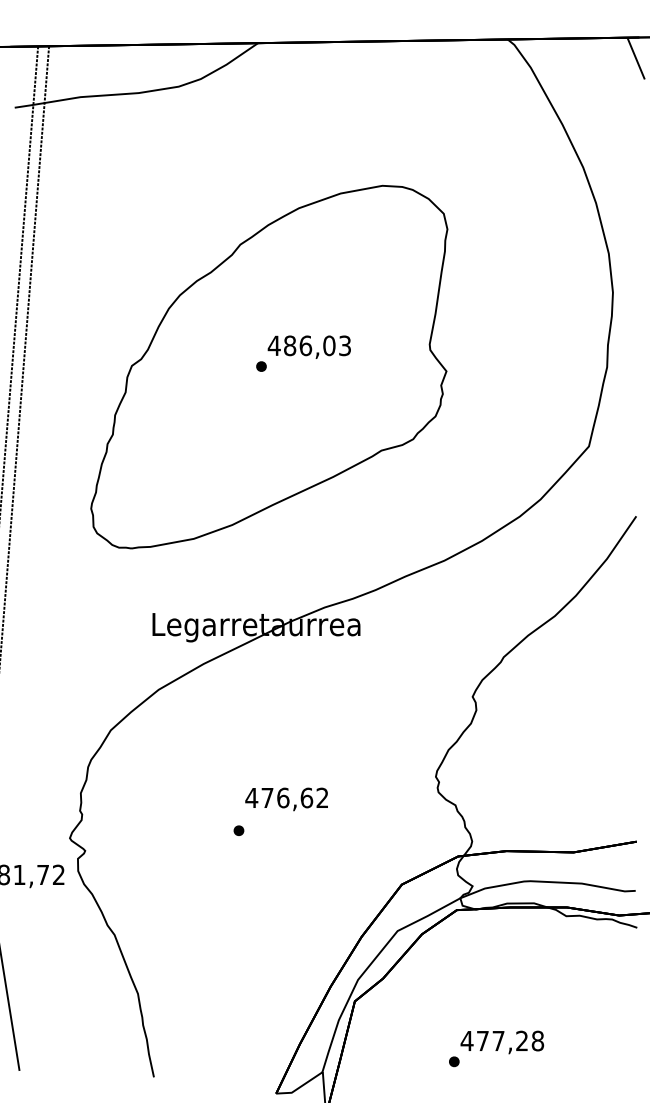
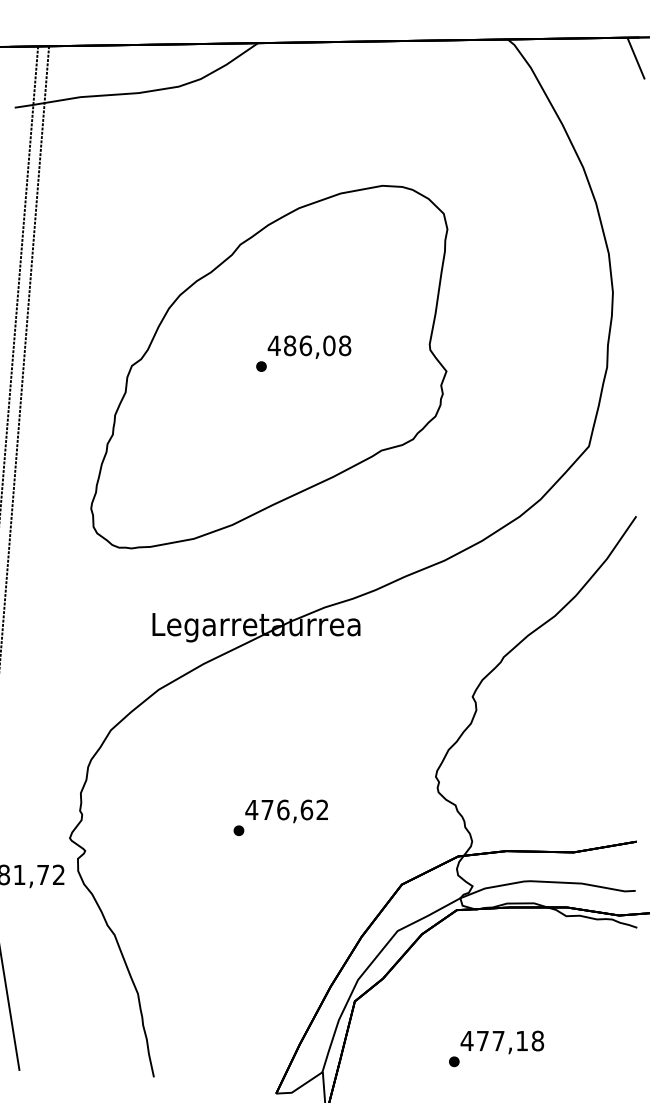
text: 486,03 -> 486,08 (345, 345)
text position: (286, 799) -> (286, 811) (286, 811)
text: 477,28 -> 477,18 (521, 1040)
